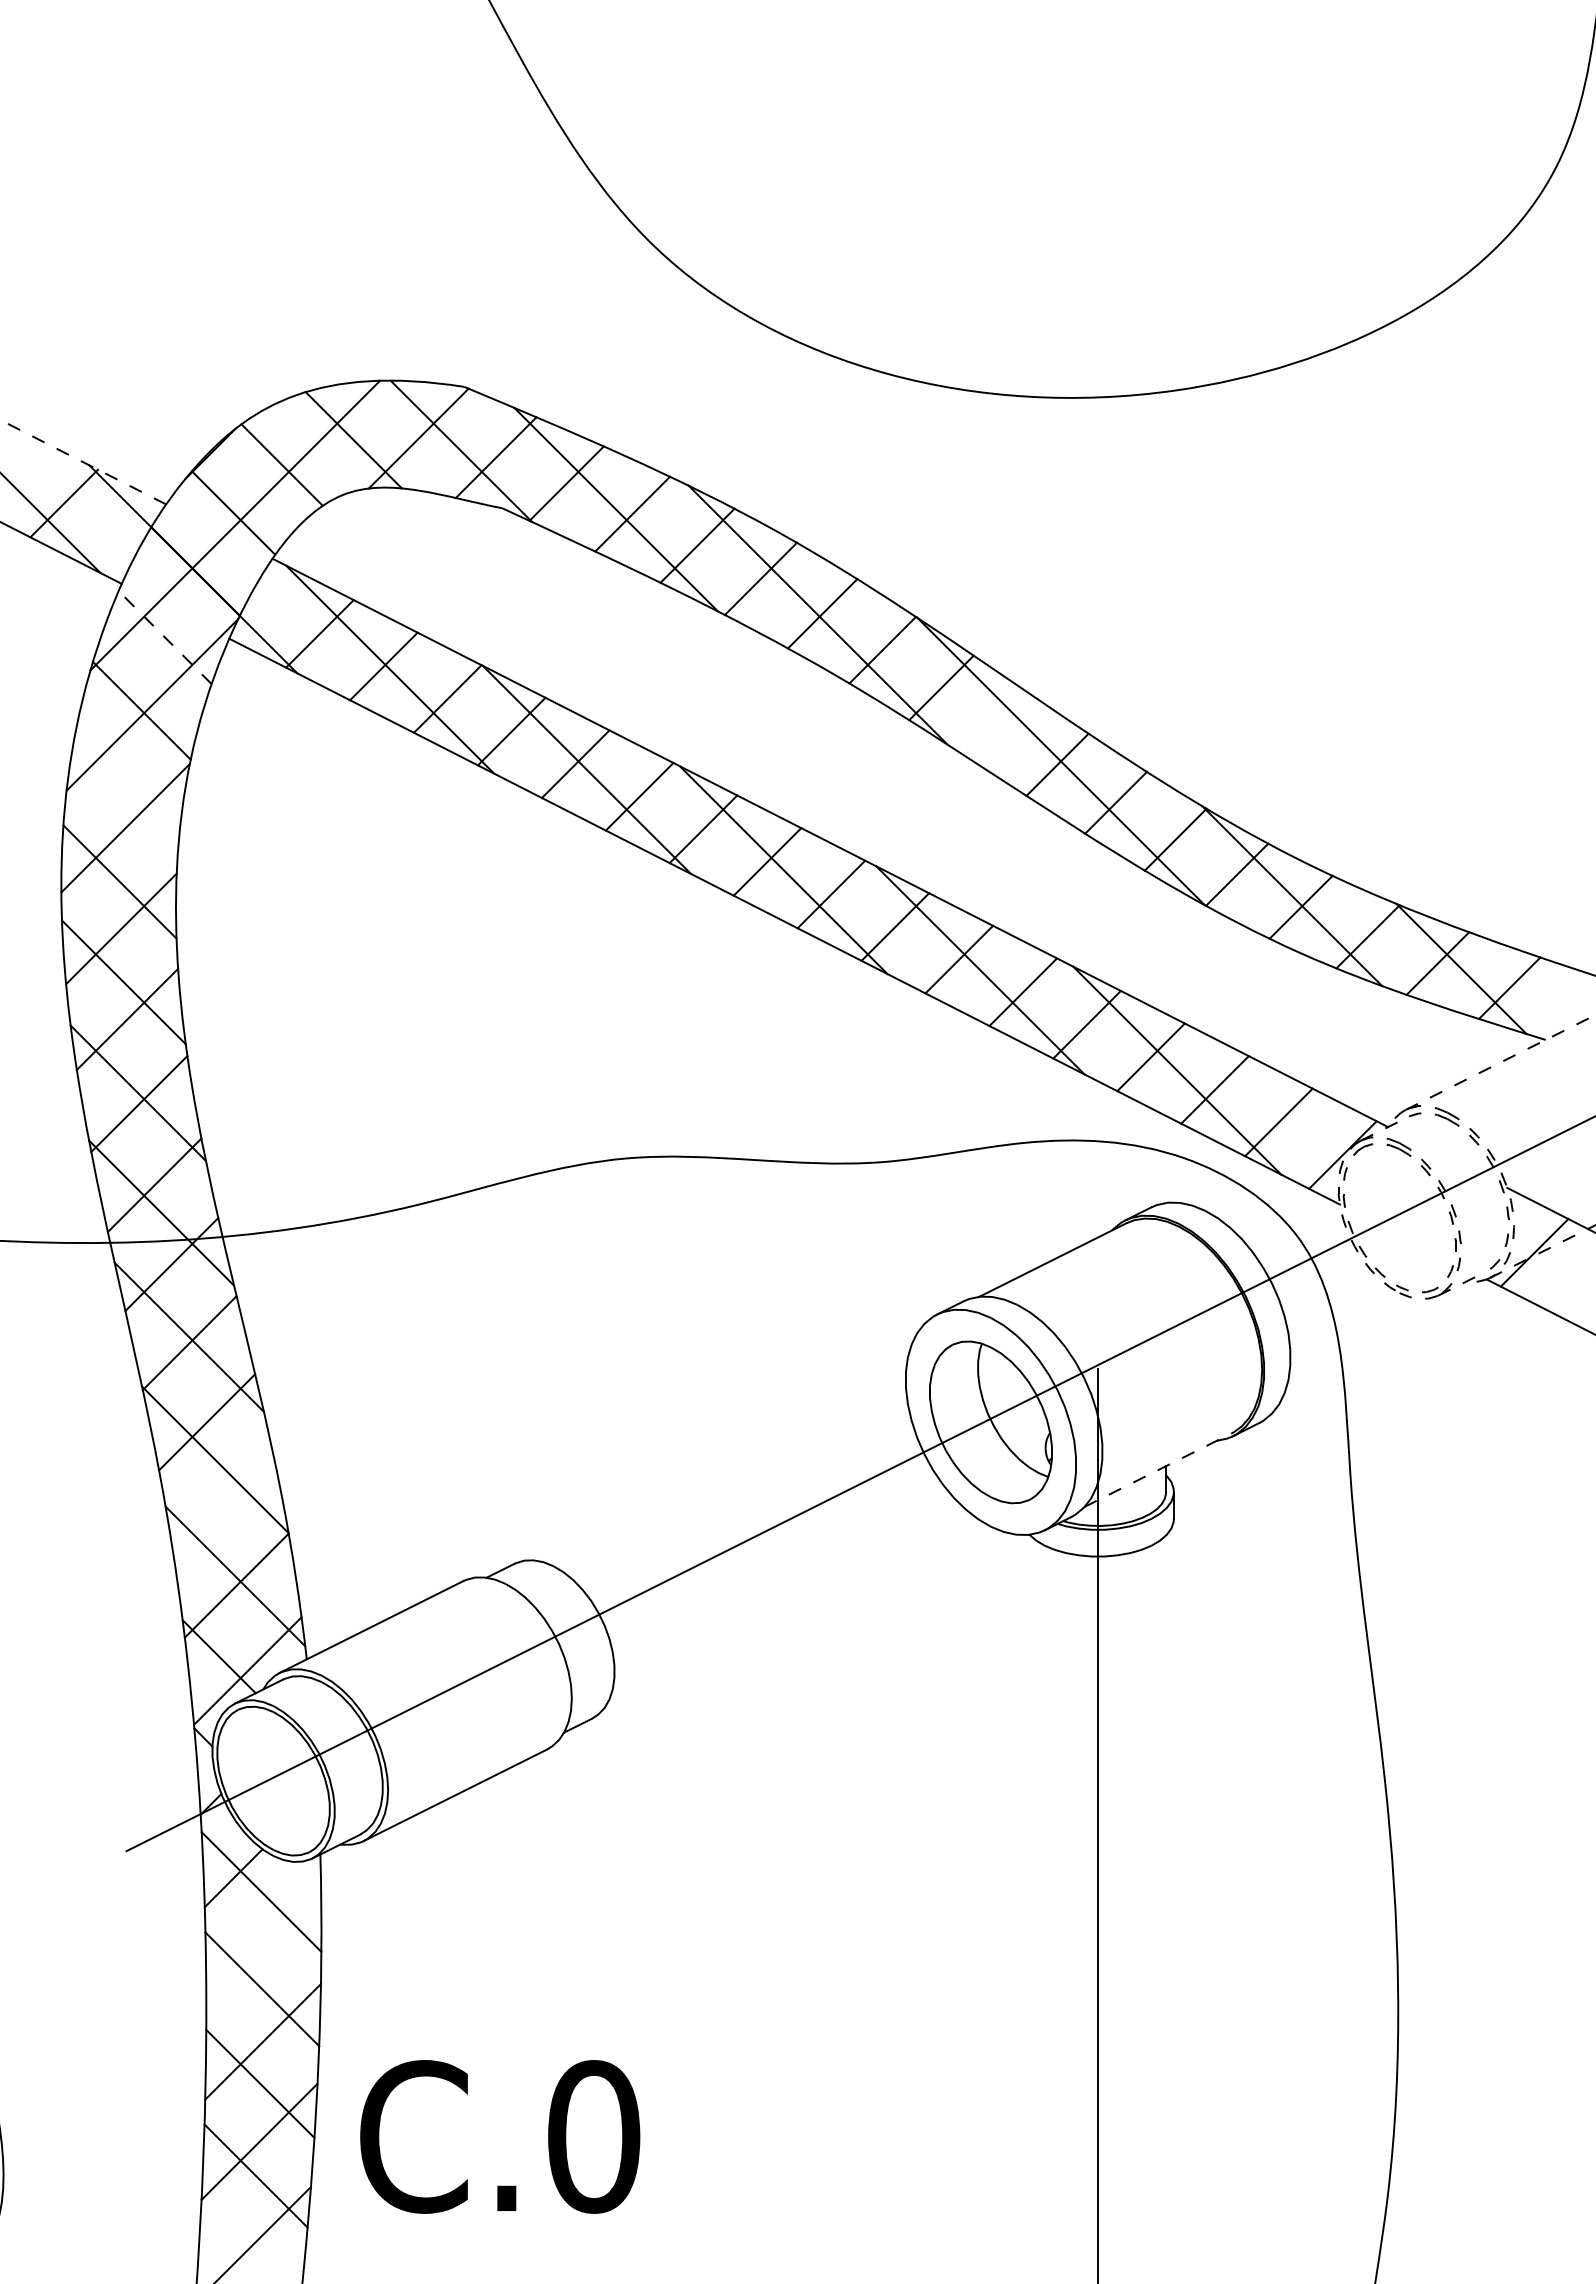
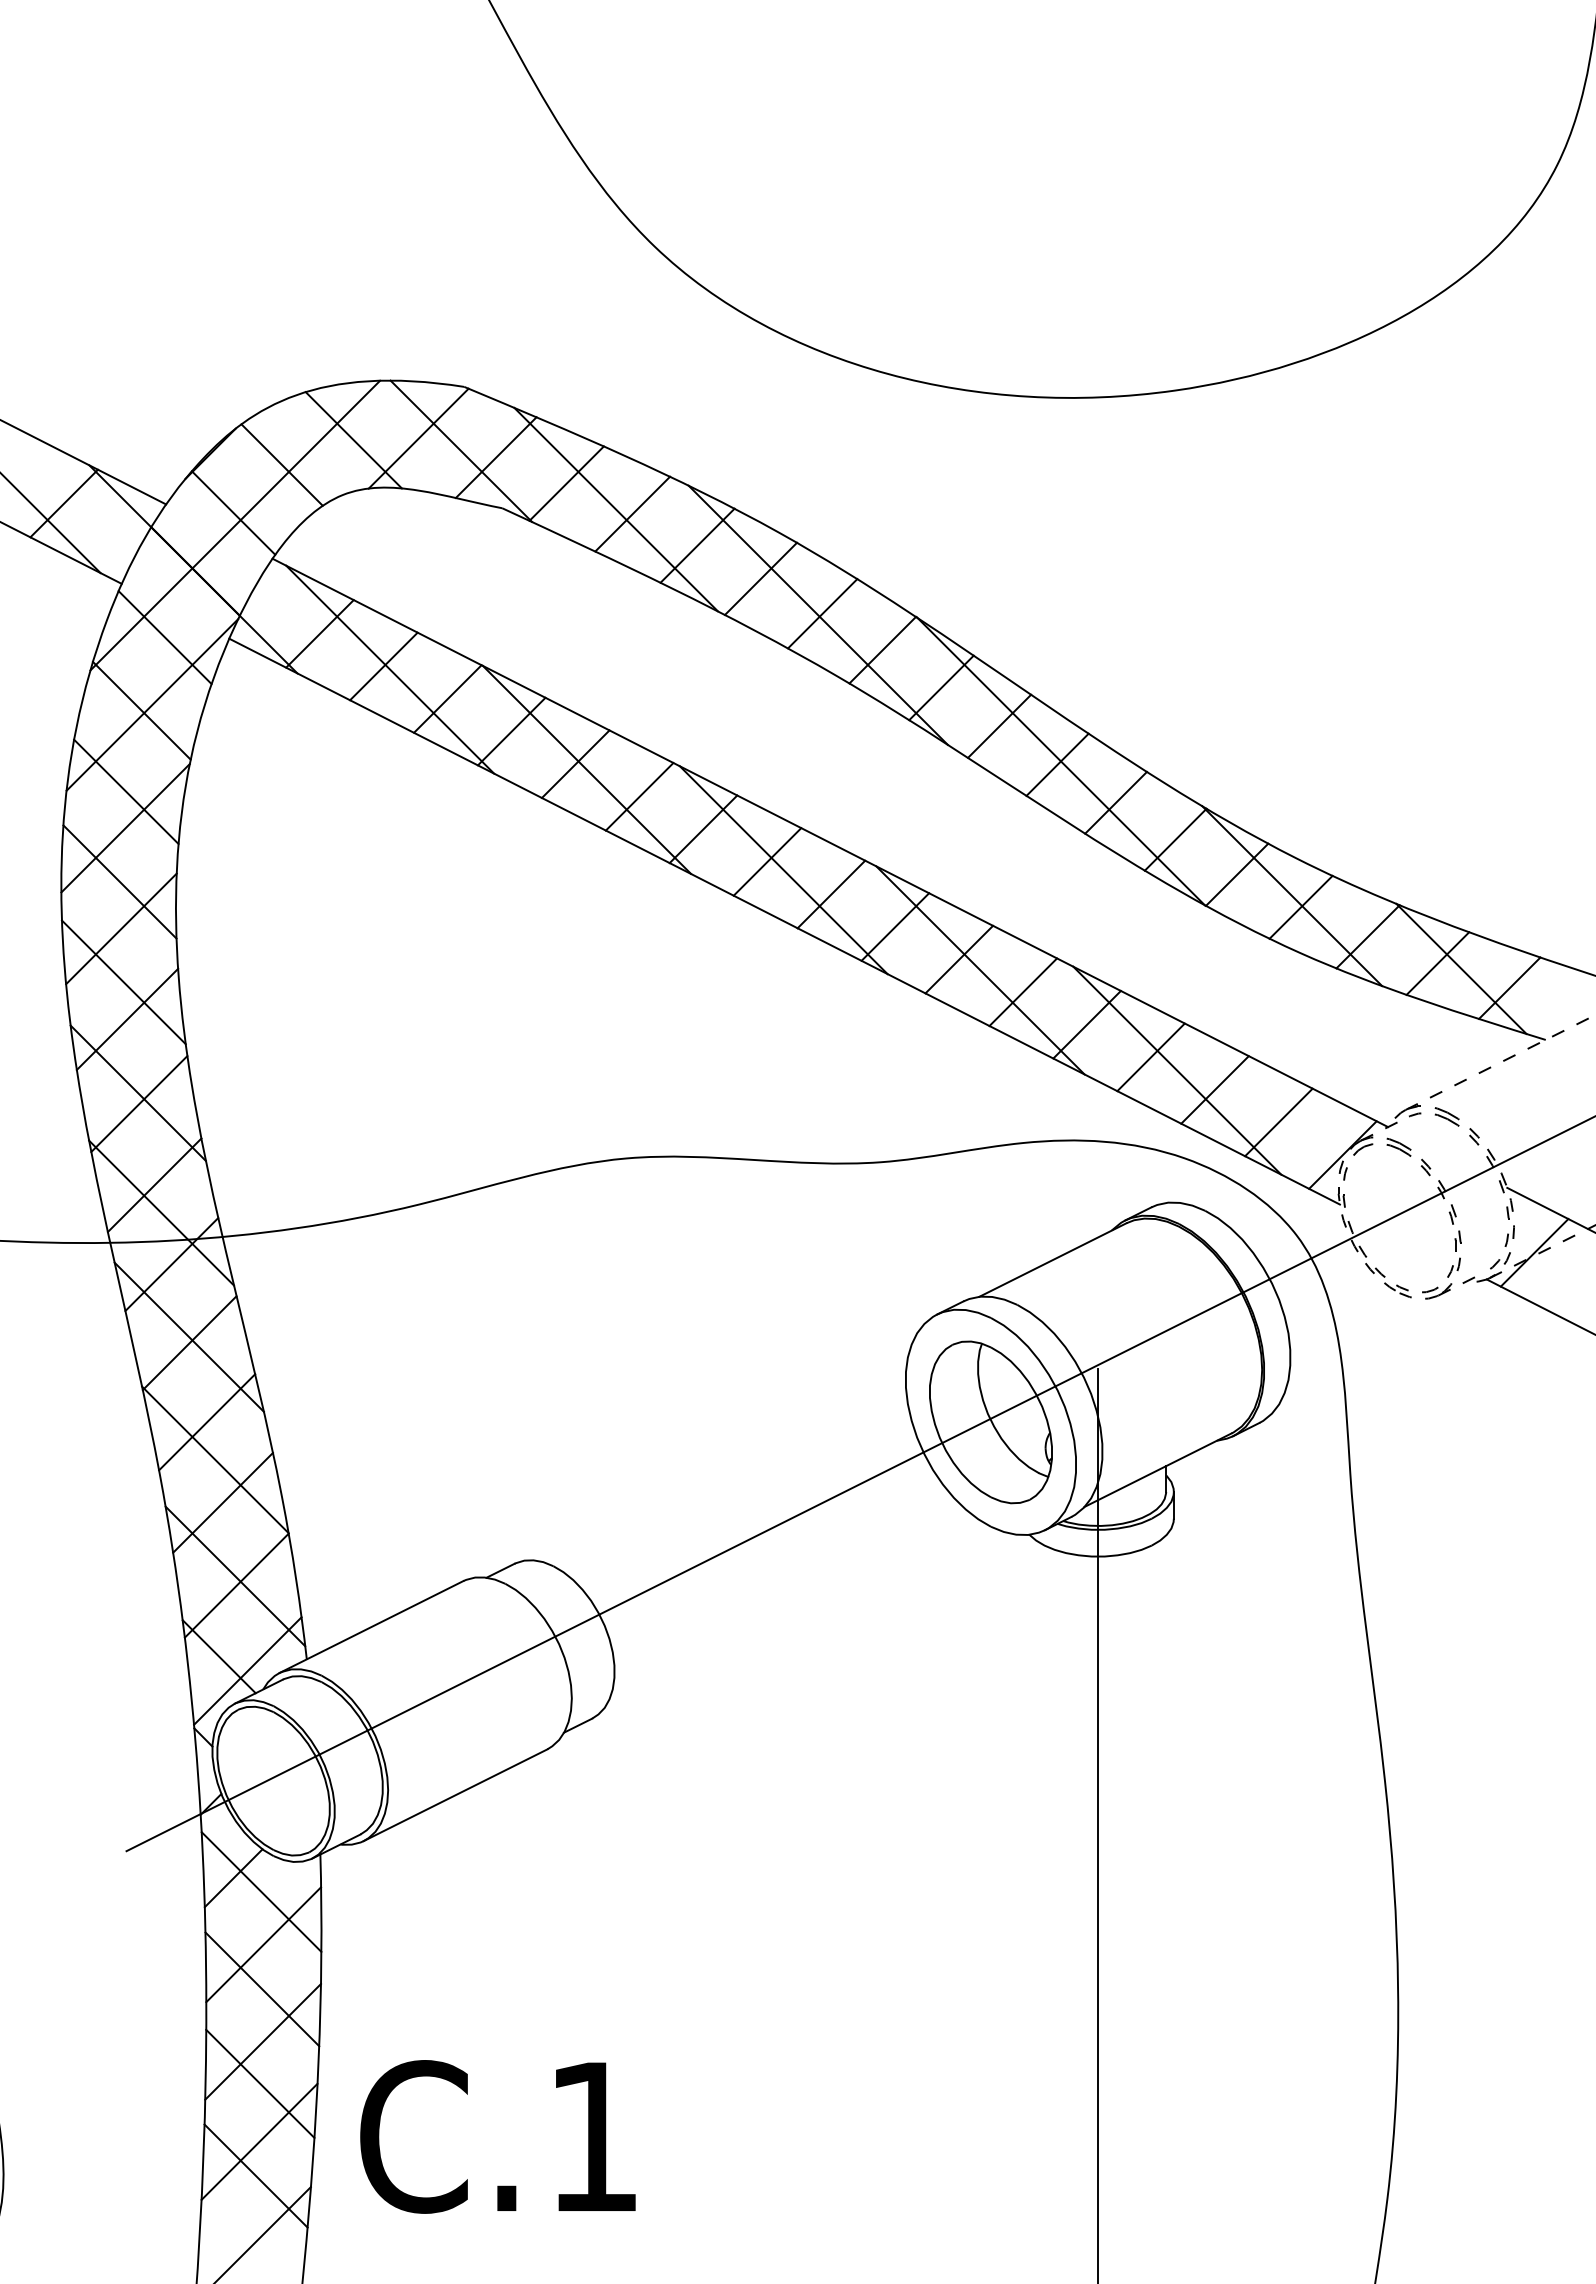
line: dashed -> solid (83, 462)
line: dashed -> solid (165, 637)
line: none -> present (999, 725)
line: none -> present (126, 791)
line: dashed -> solid (1158, 1469)
line: none -> present (222, 1502)
line: none -> present (263, 1944)
text: C.0 -> C.1 (594, 2136)
